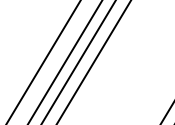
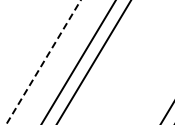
line: present -> none (65, 61)
line: solid -> dashed (43, 63)
